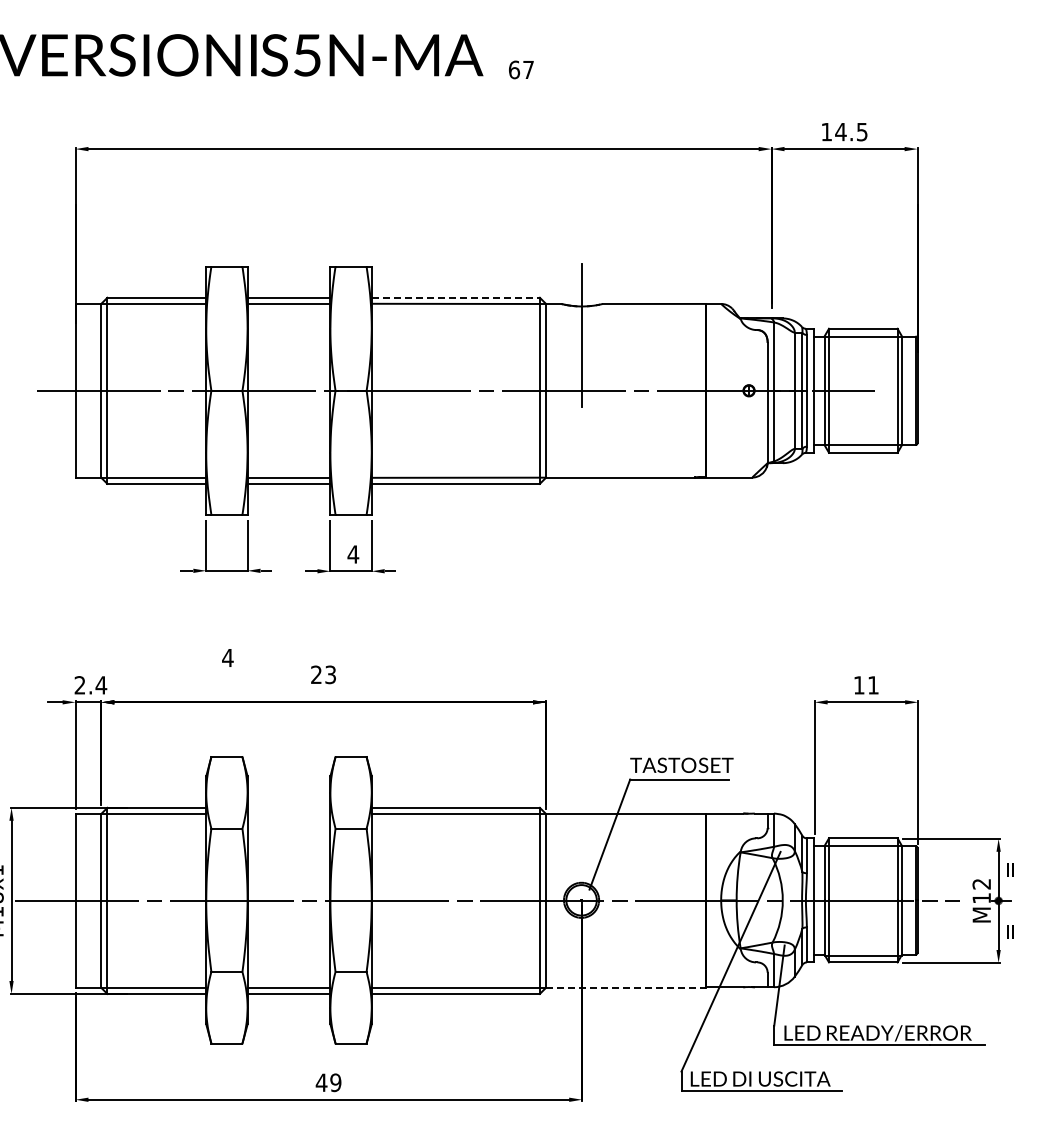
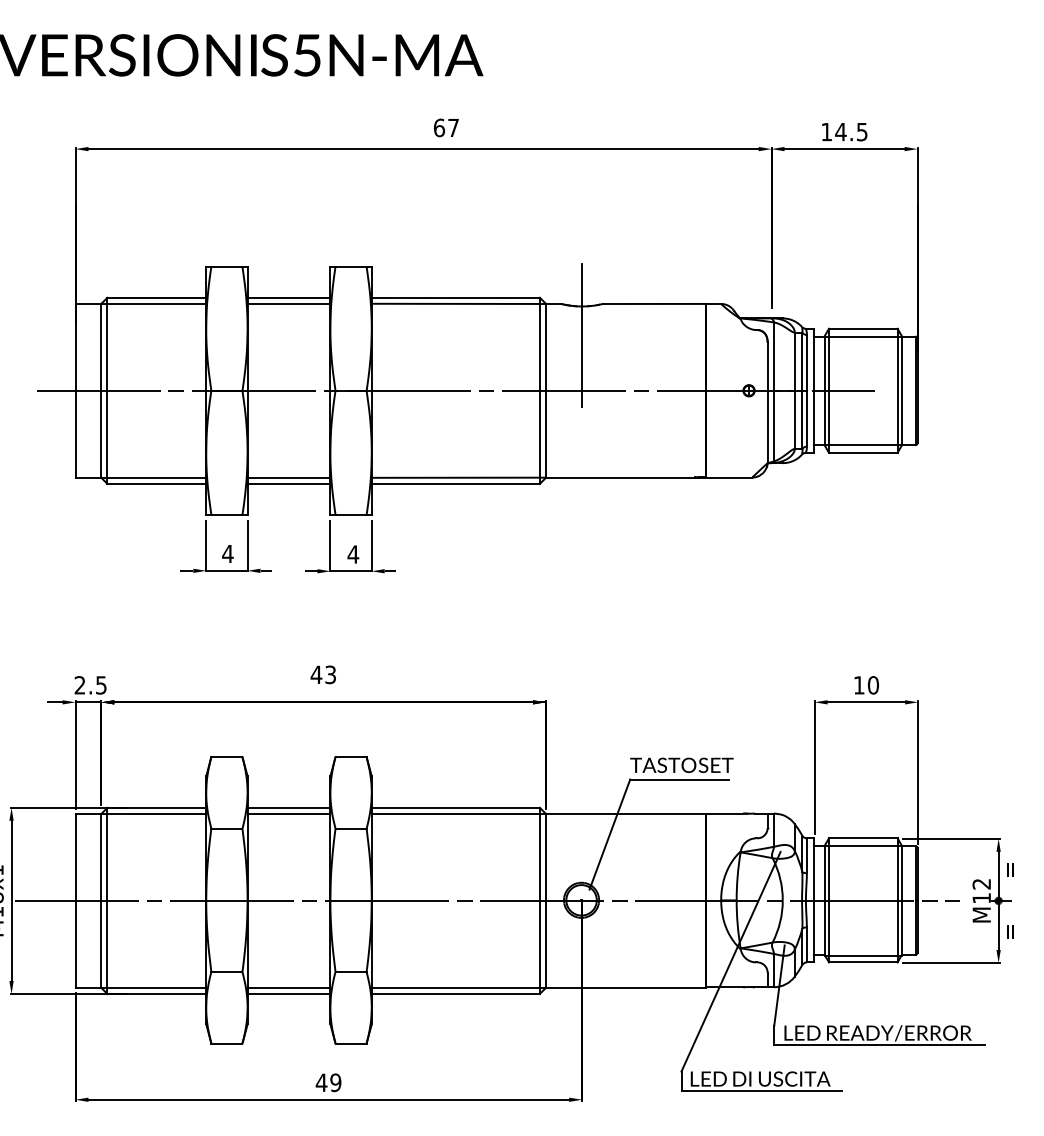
text position: (521, 69) -> (446, 127) (446, 127)
line: dashed -> solid (456, 297)
text position: (227, 657) -> (227, 553) (227, 553)
text: 23 -> 43 (316, 674)
text: 2.4 -> 2.5 (101, 685)
text: 11 -> 10 (873, 685)
line: none -> present (288, 807)
line: none -> present (288, 814)
line: dashed -> solid (626, 987)
